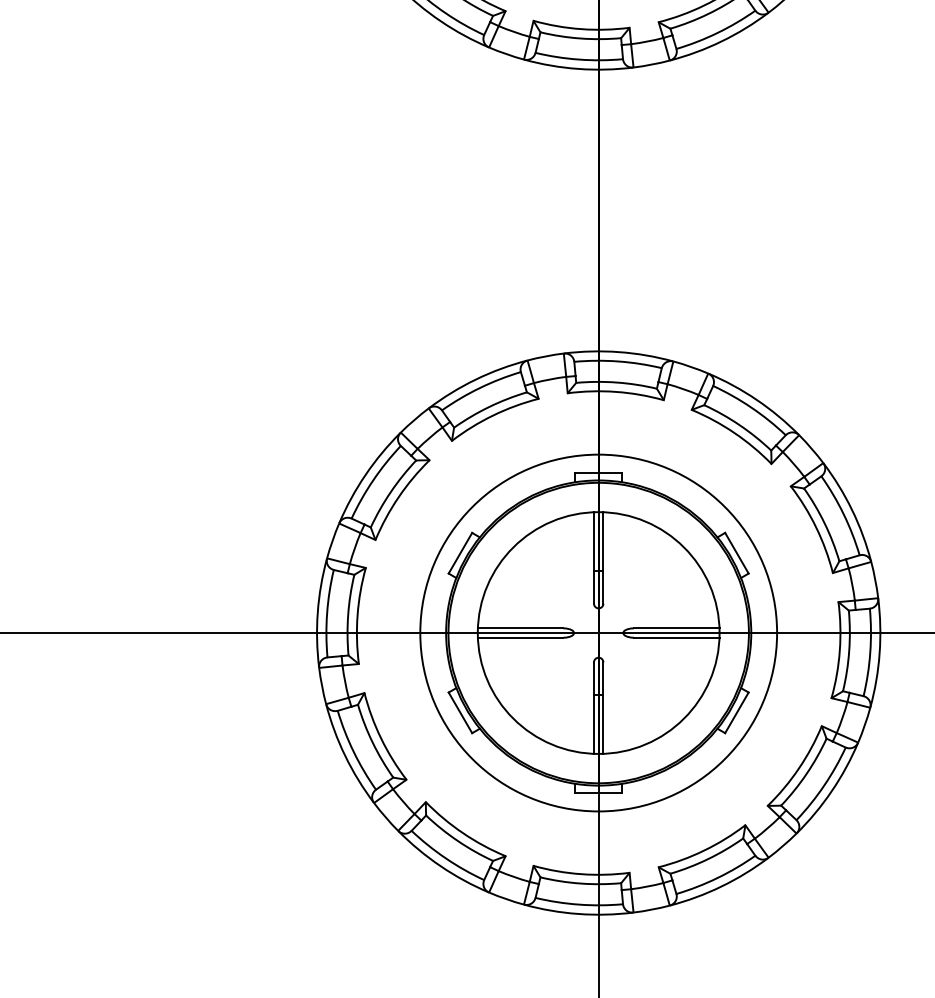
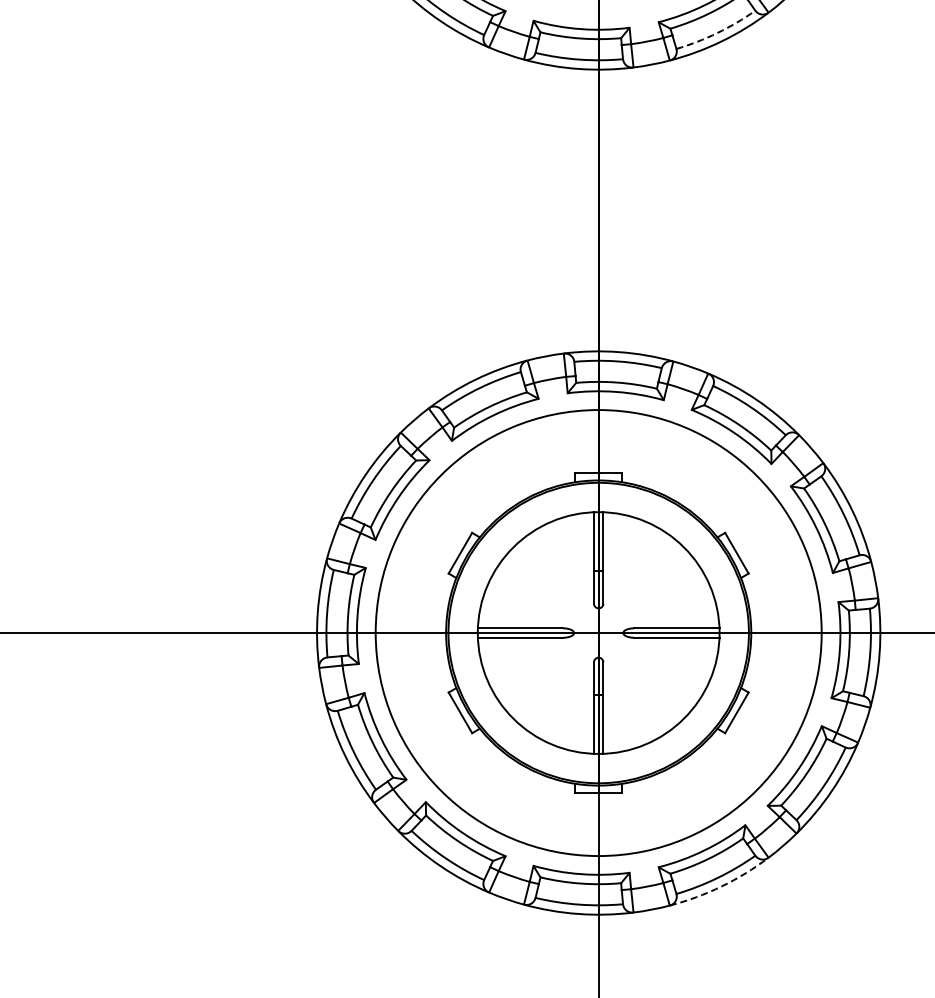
arc: solid -> dashed (717, 33)
circle diameter: 357 px -> 446 px (598, 633)
arc: solid -> dashed (721, 886)
